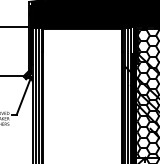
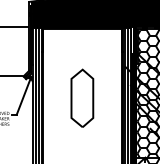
part: none -> present (82, 97)
